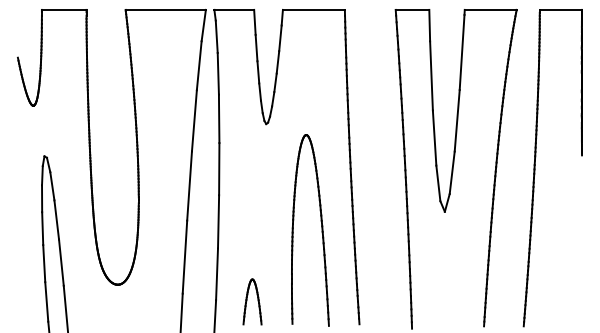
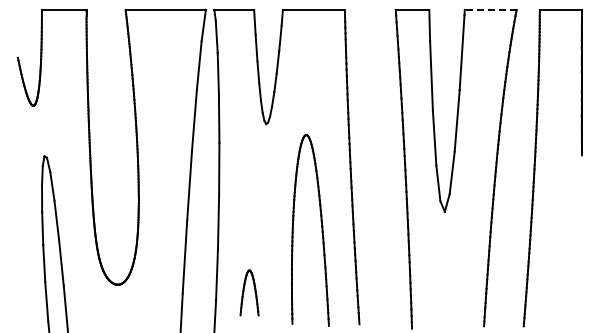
line: solid -> dashed (490, 9)
part position: (252, 301) -> (249, 292) (249, 292)
